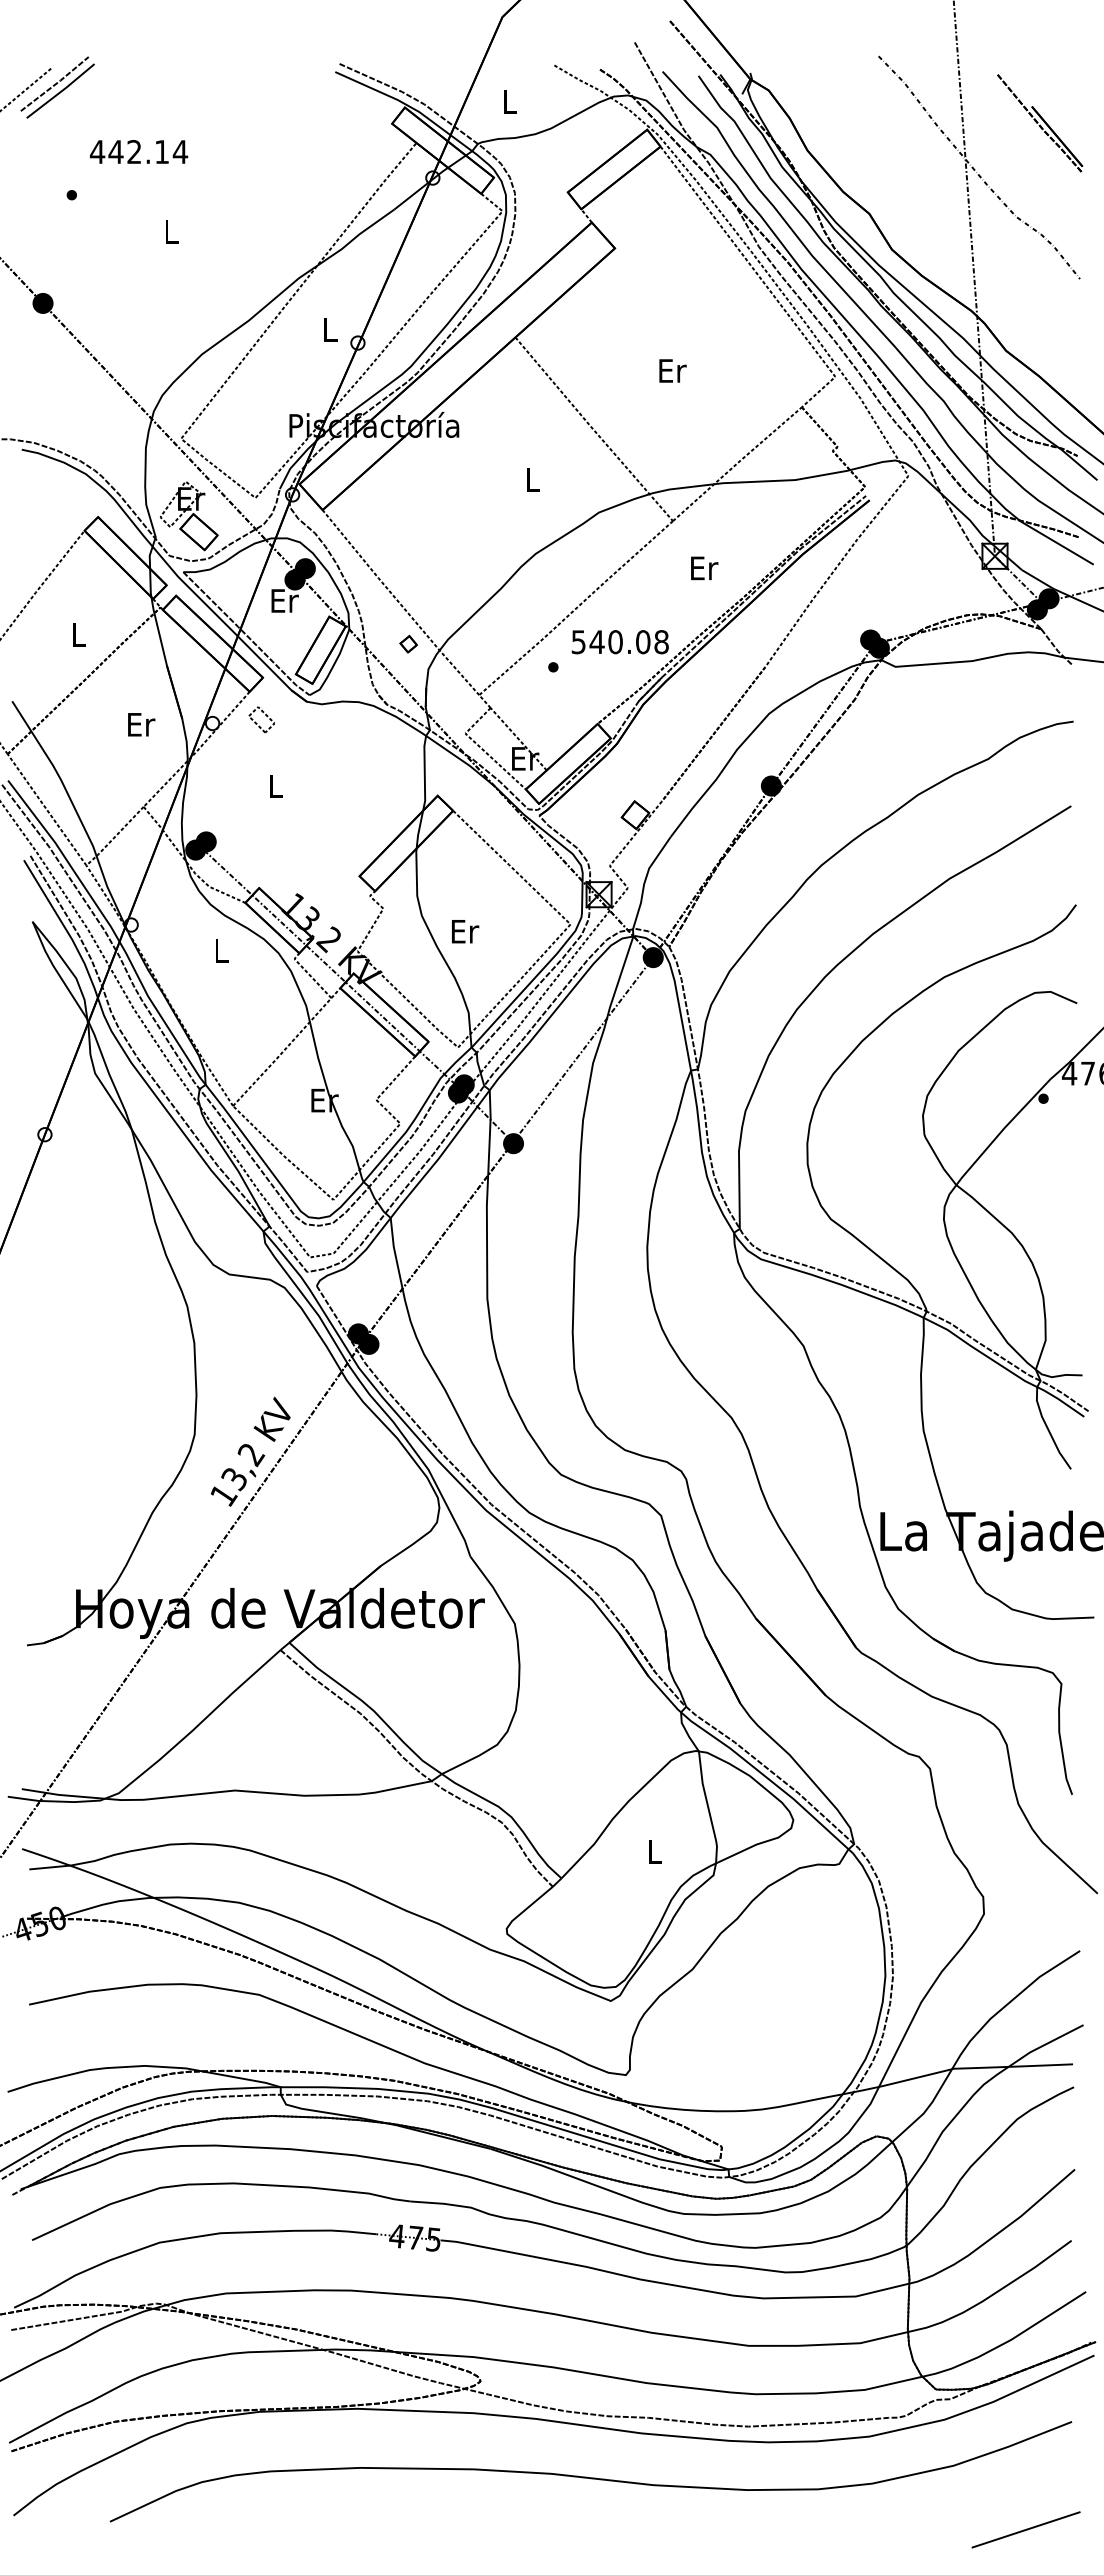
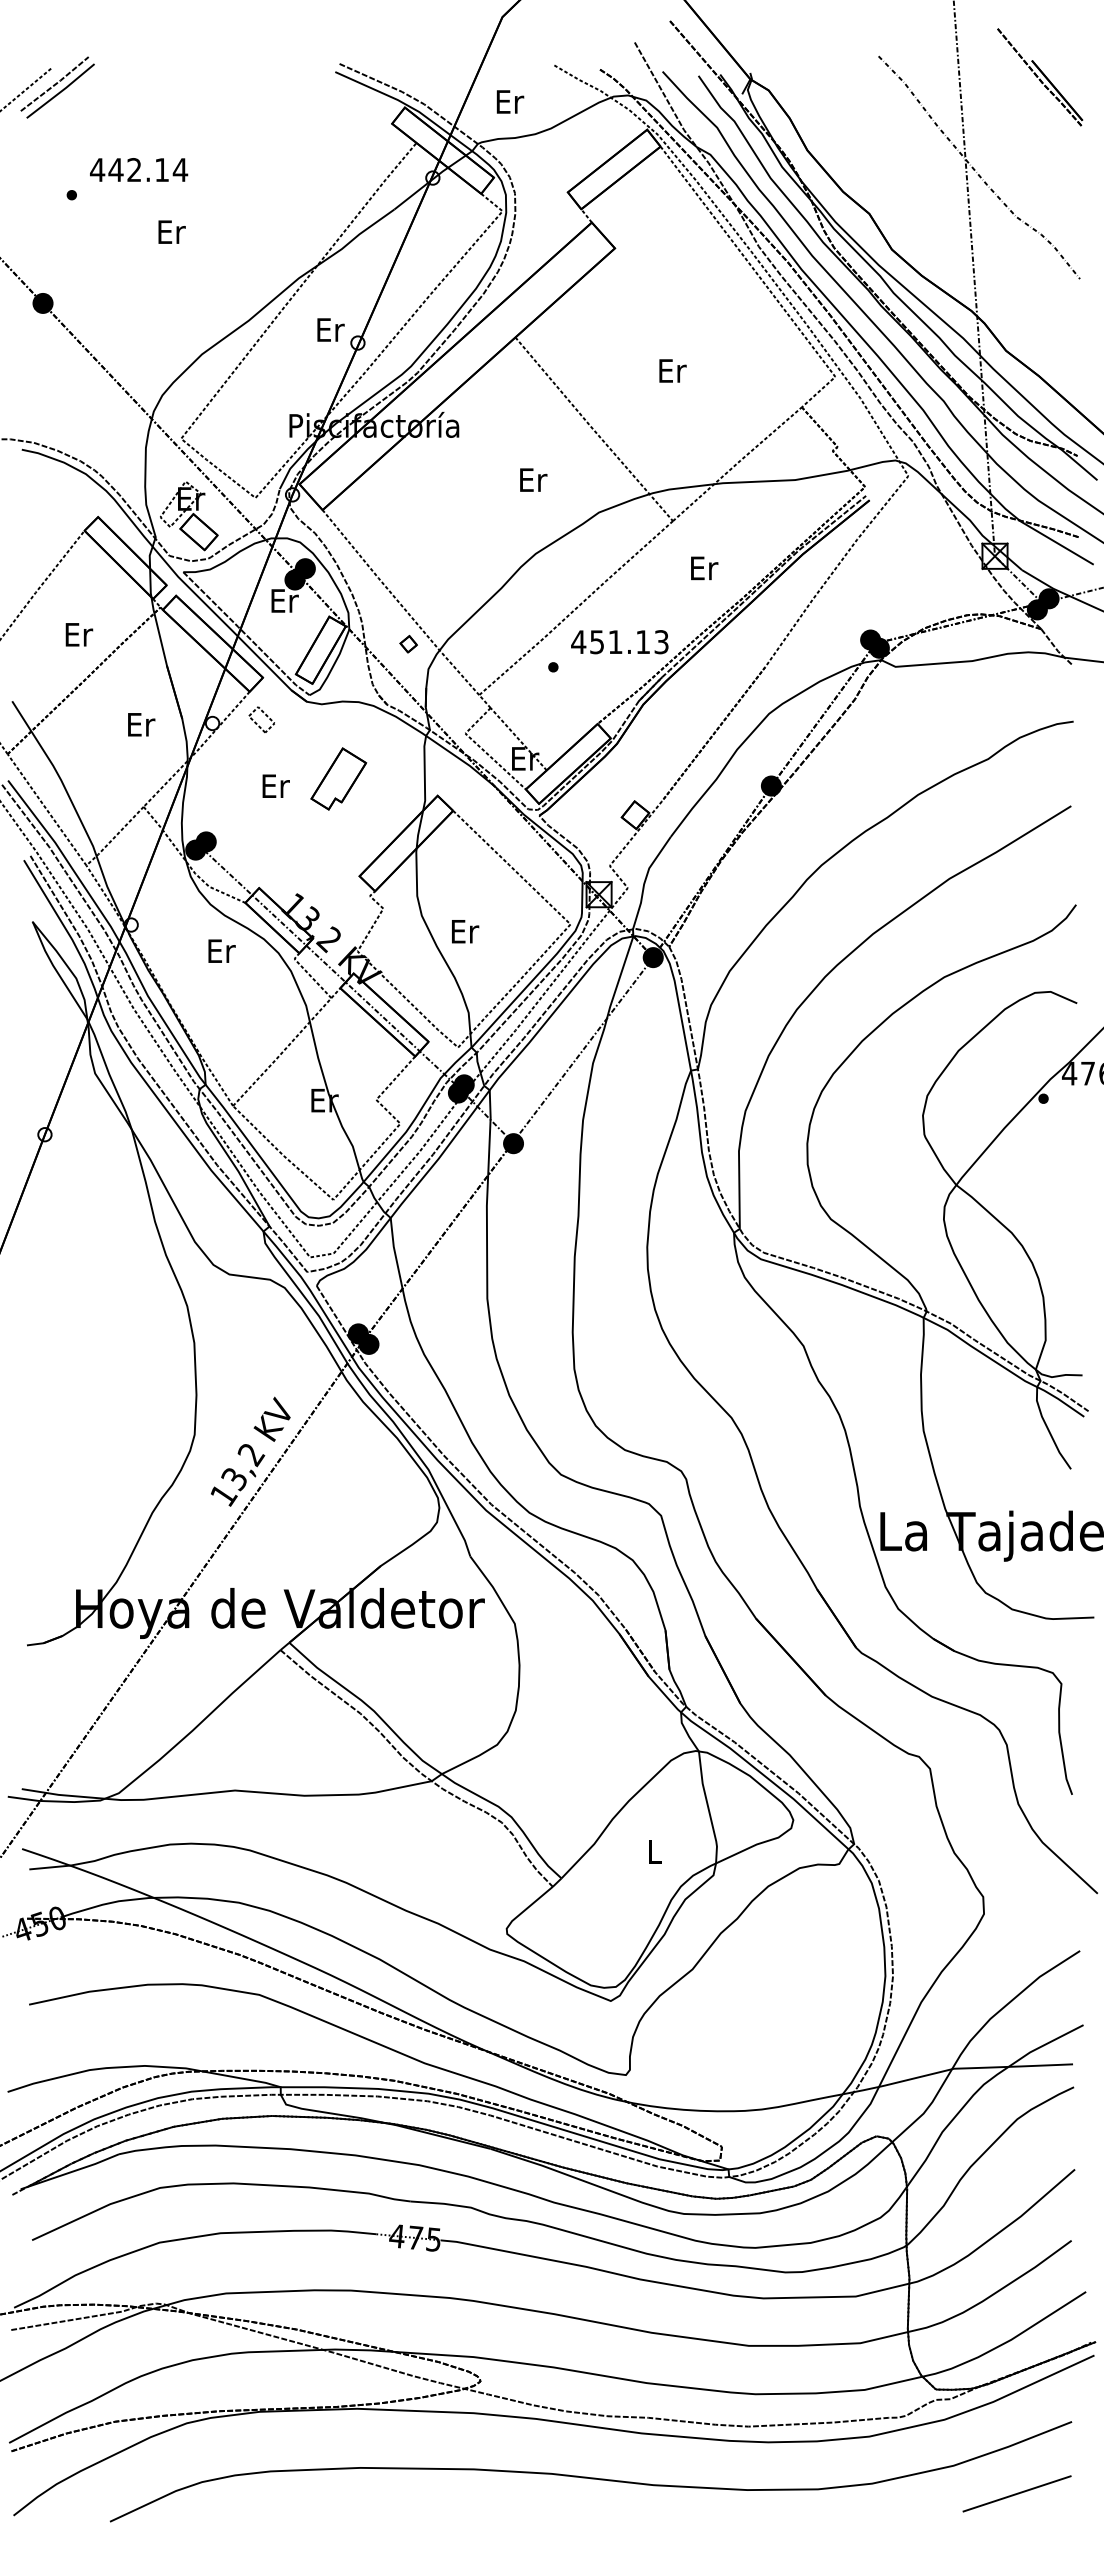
text: L -> Er (510, 101)
part position: (1040, 123) -> (1040, 77) (1040, 77)
text position: (139, 151) -> (139, 169) (139, 169)
text: L -> Er (171, 231)
text: L -> Er (330, 329)
text: L -> Er (533, 479)
text: L -> Er (79, 634)
text: 540.08 -> 451.13 (619, 642)
part: none -> present (338, 778)
text: L -> Er (275, 785)
text: L -> Er (221, 950)
line position: (1025, 2529) -> (1016, 2493) (1016, 2493)
